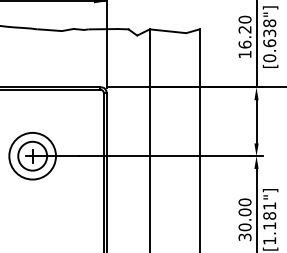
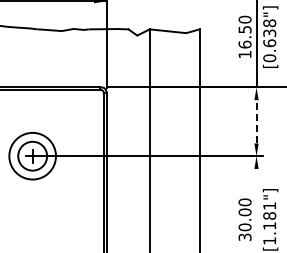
text: 16.20 -> 16.50 (244, 29)
line: solid -> dashed (256, 121)
line: present -> none (256, 208)
